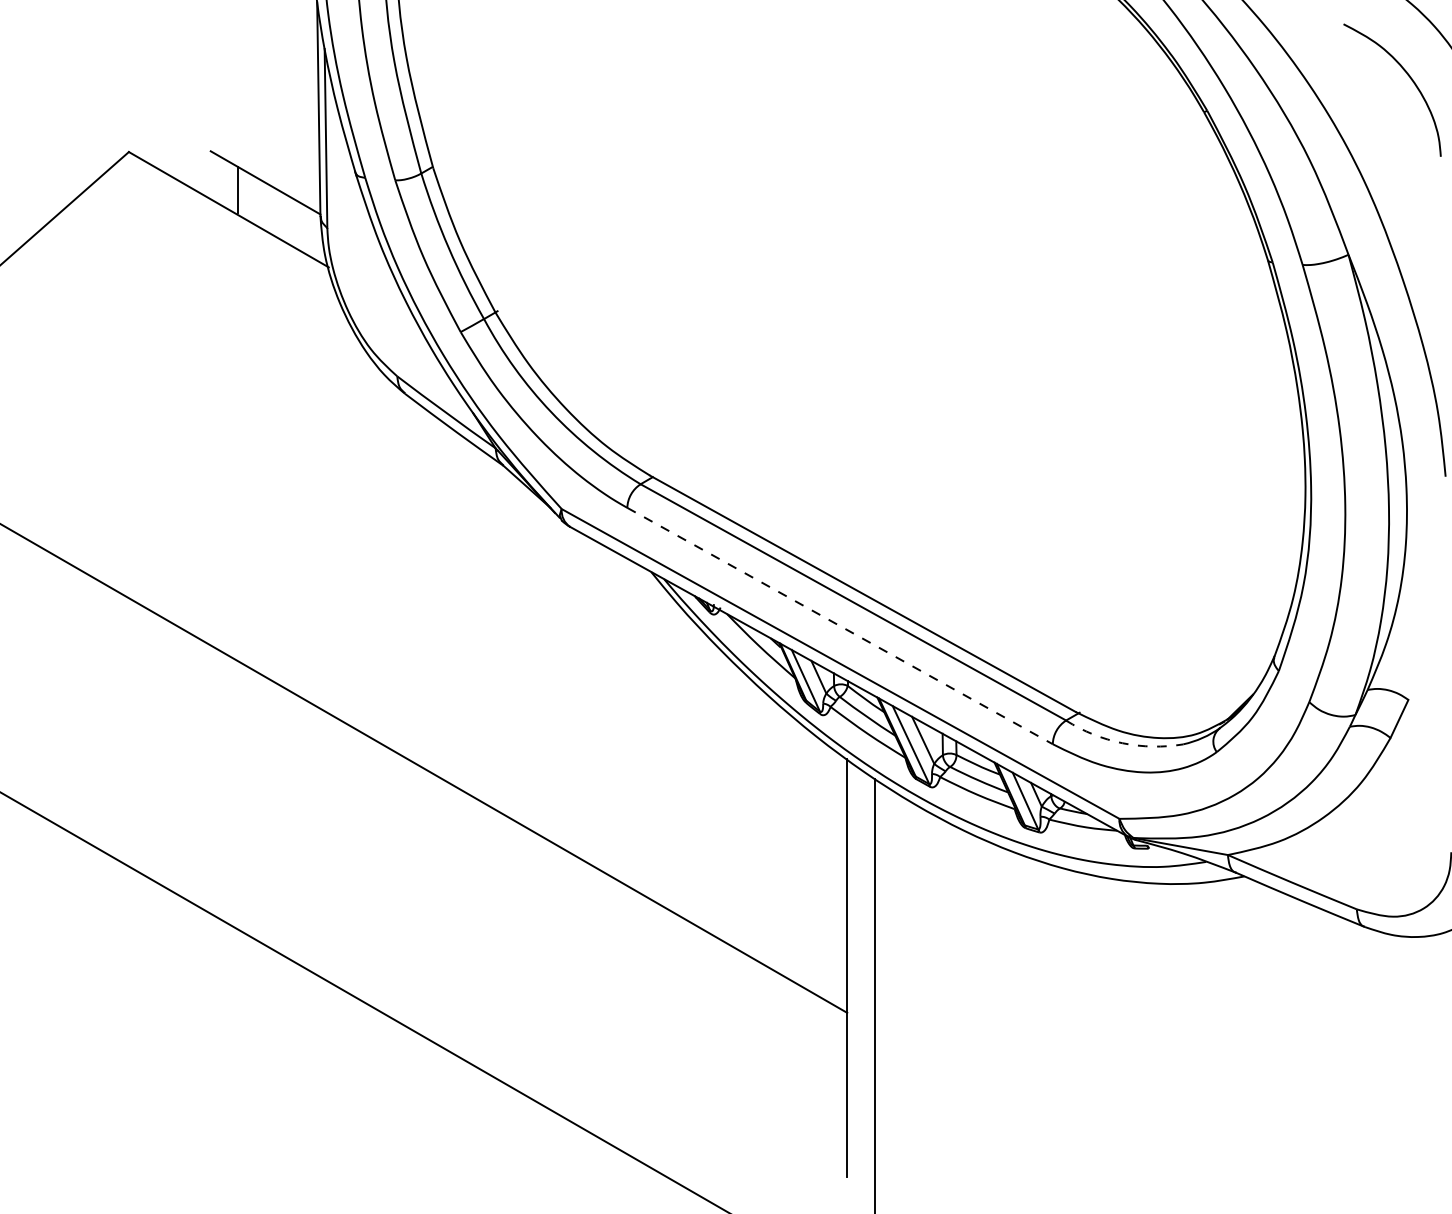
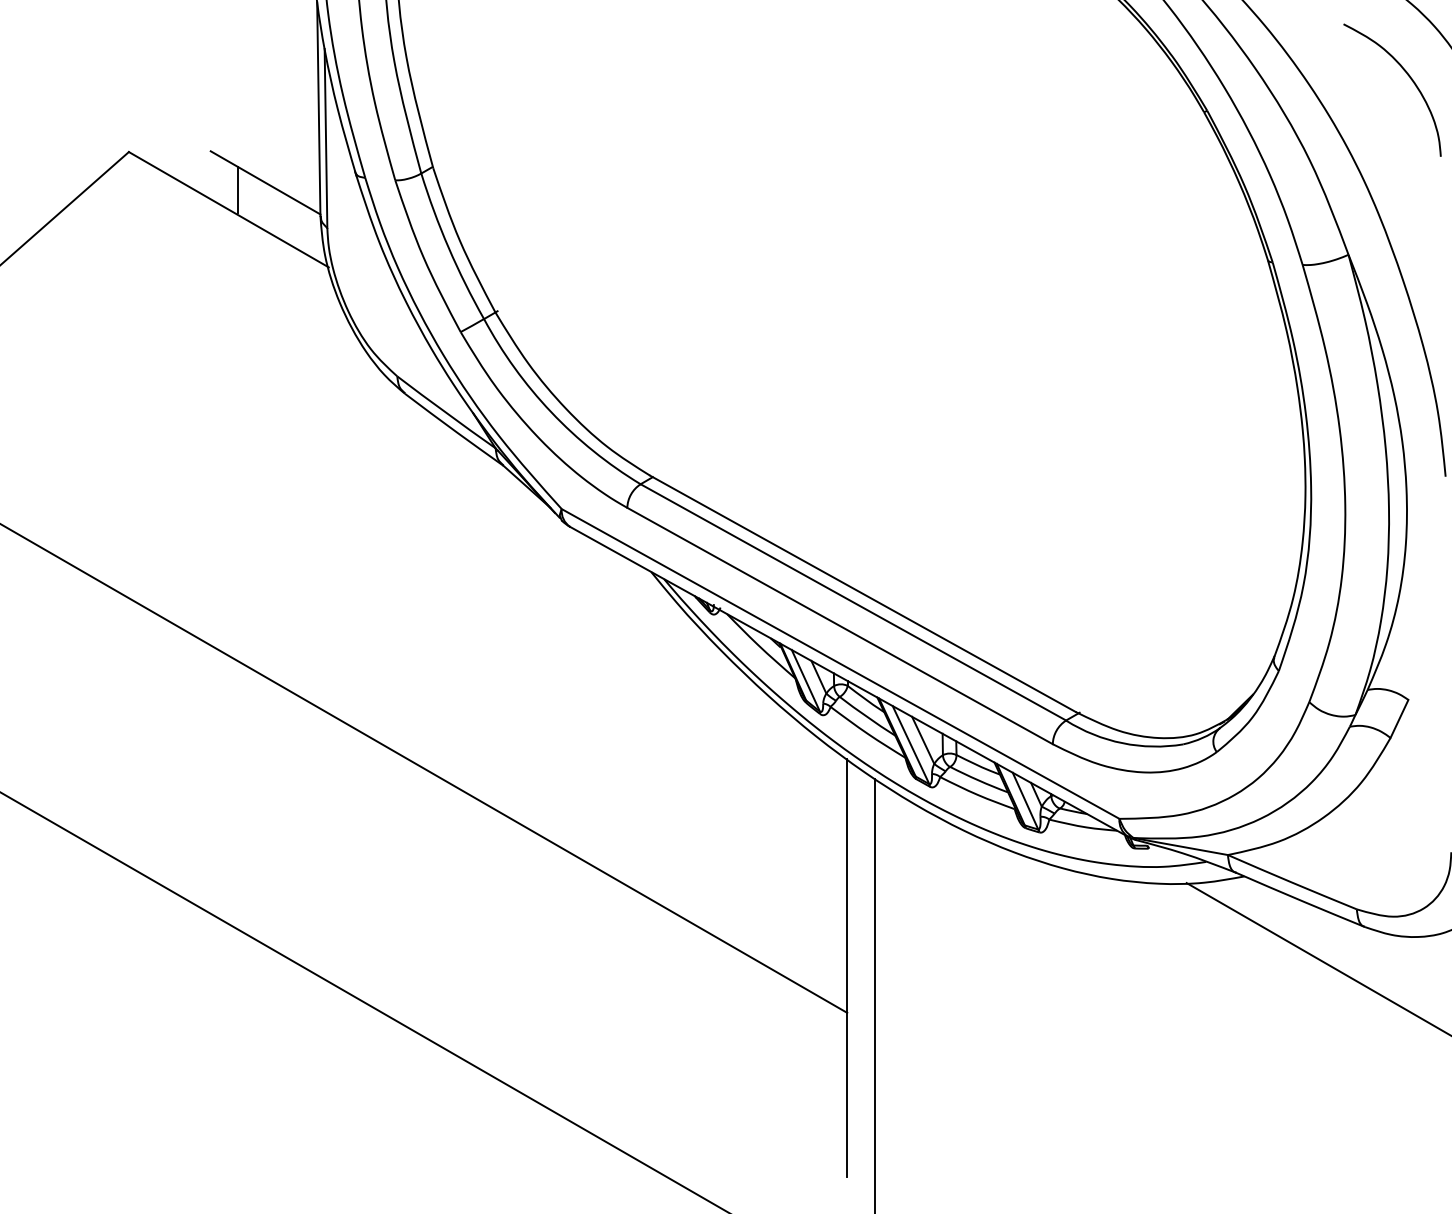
line: dashed -> solid (840, 626)
arc: dashed -> solid (1122, 743)
line: none -> present (1317, 958)
